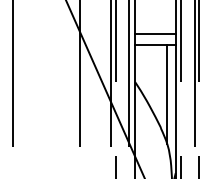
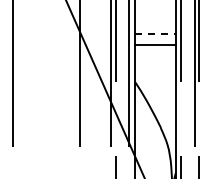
line: solid -> dashed (155, 33)
line: present -> none (167, 94)
